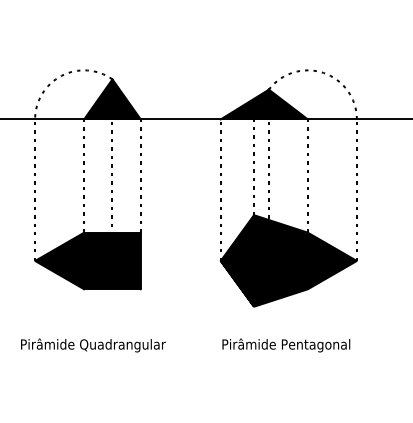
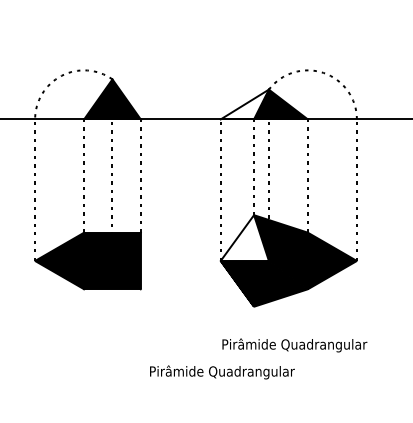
fill: present -> none (244, 104)
fill: present -> none (244, 237)
text position: (93, 345) -> (222, 372) (222, 372)
text: Pirâmide Pentagonal -> Pirâmide Quadrangular (324, 345)
